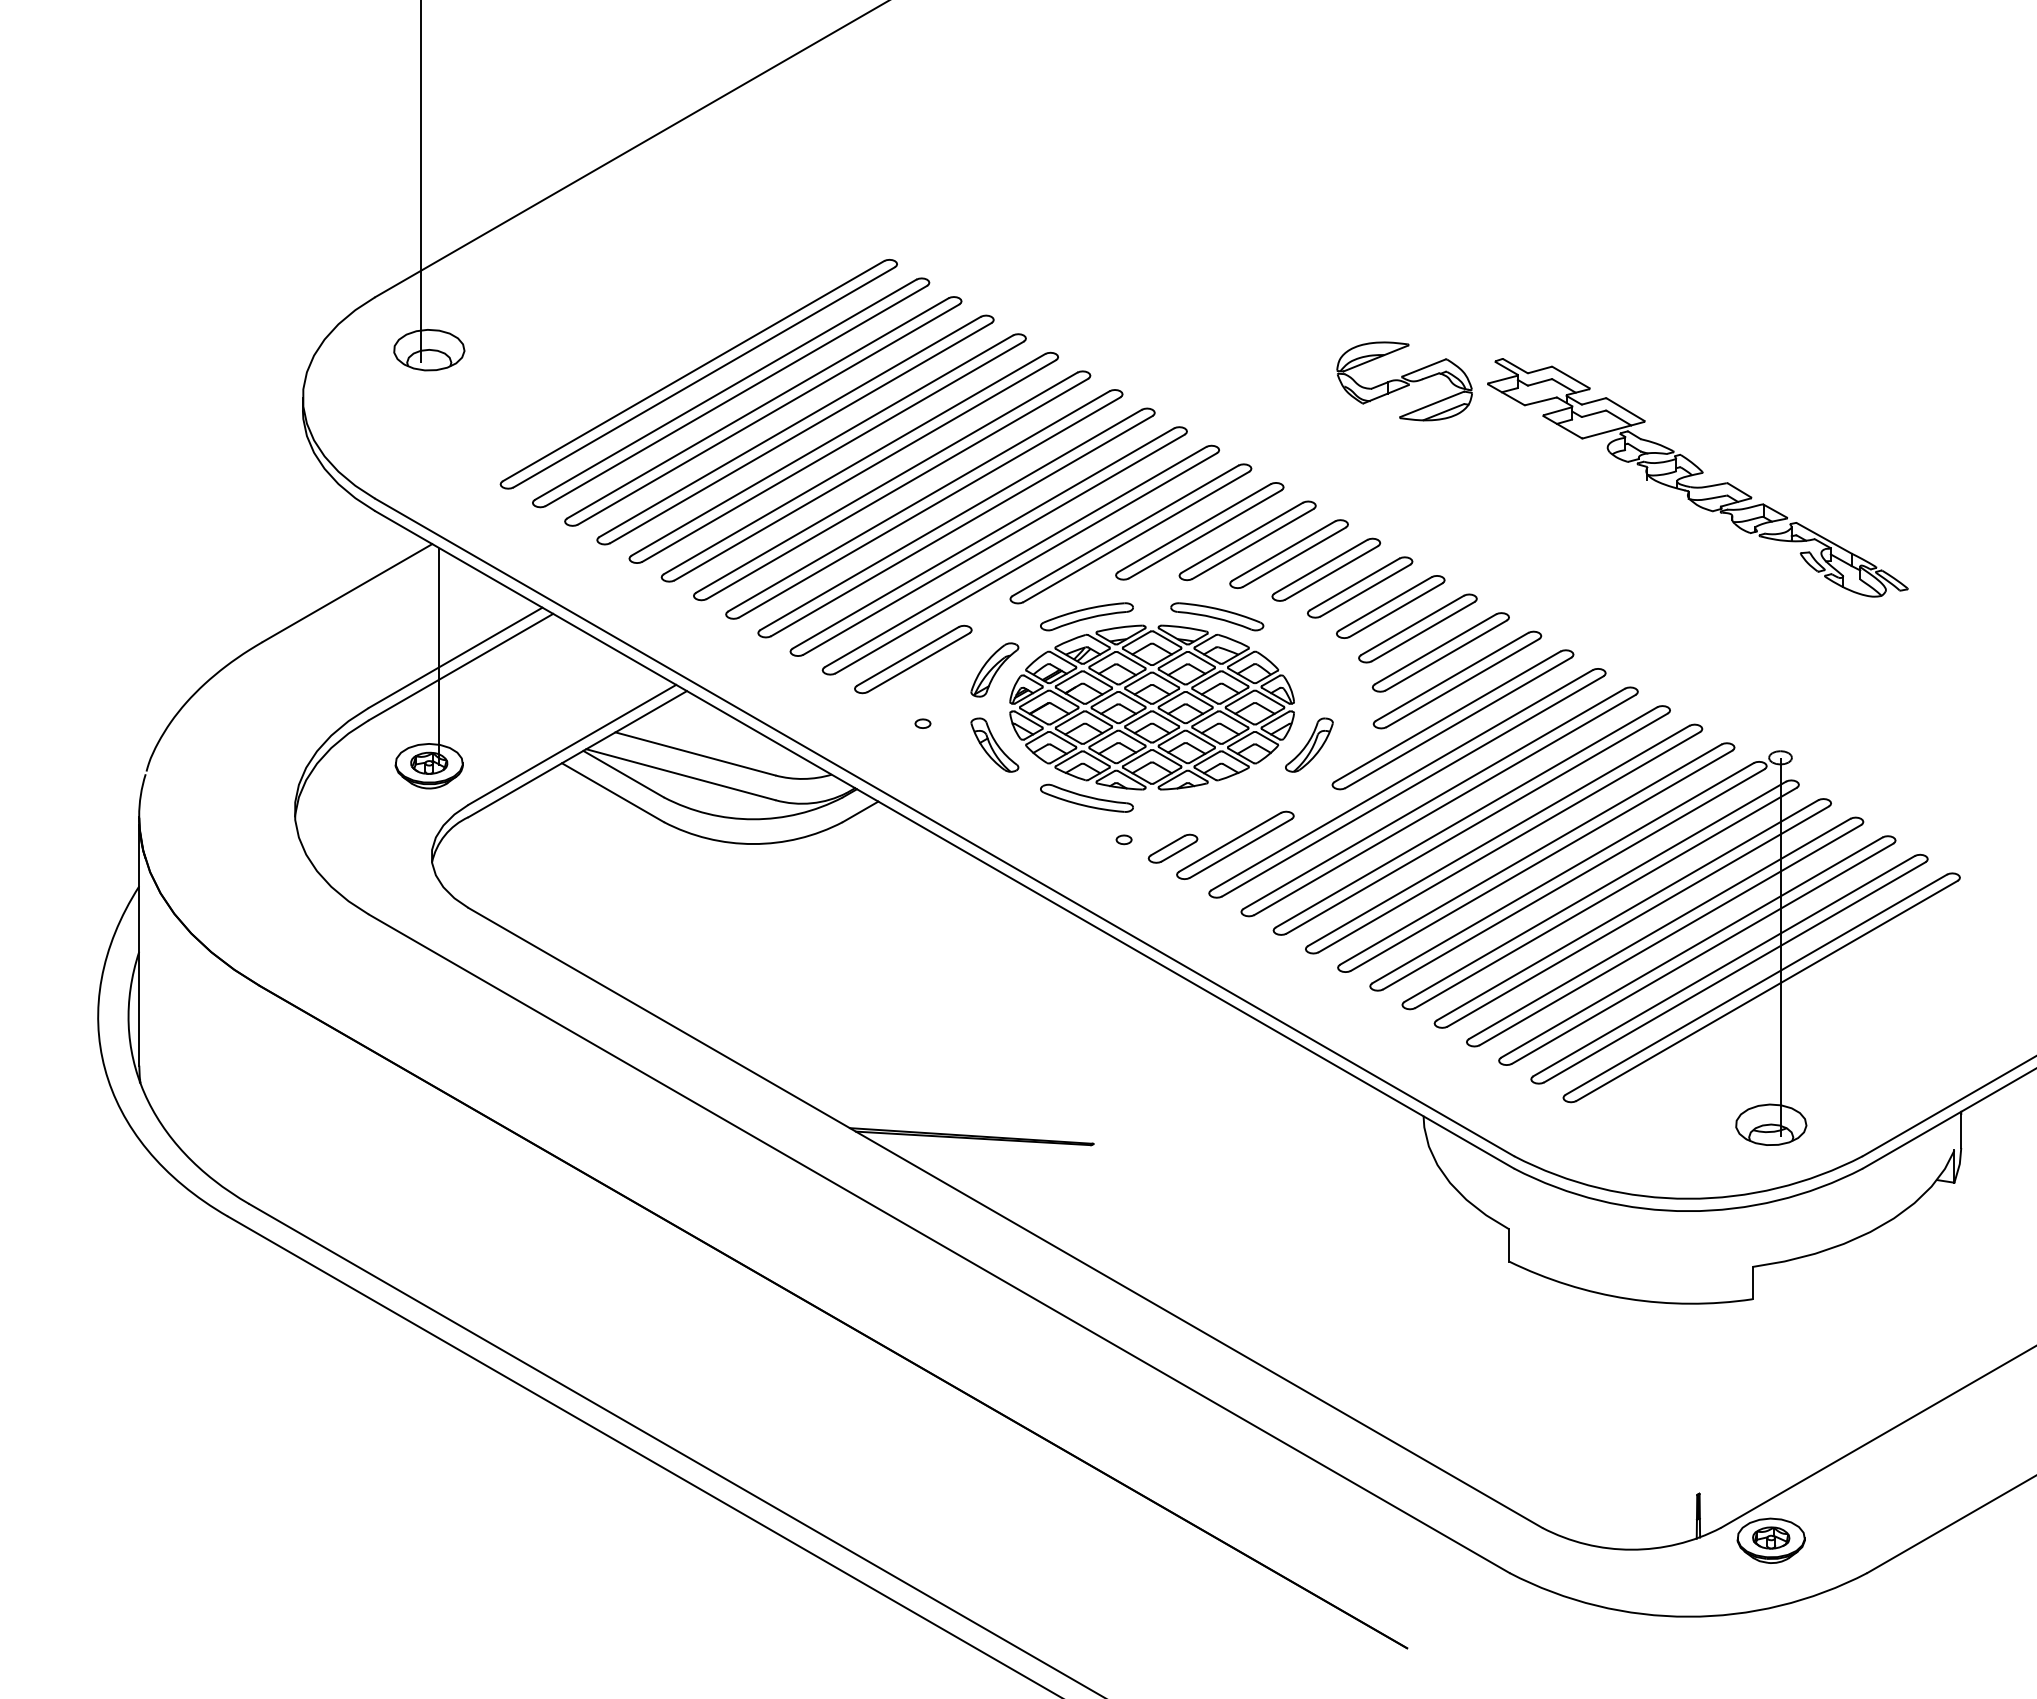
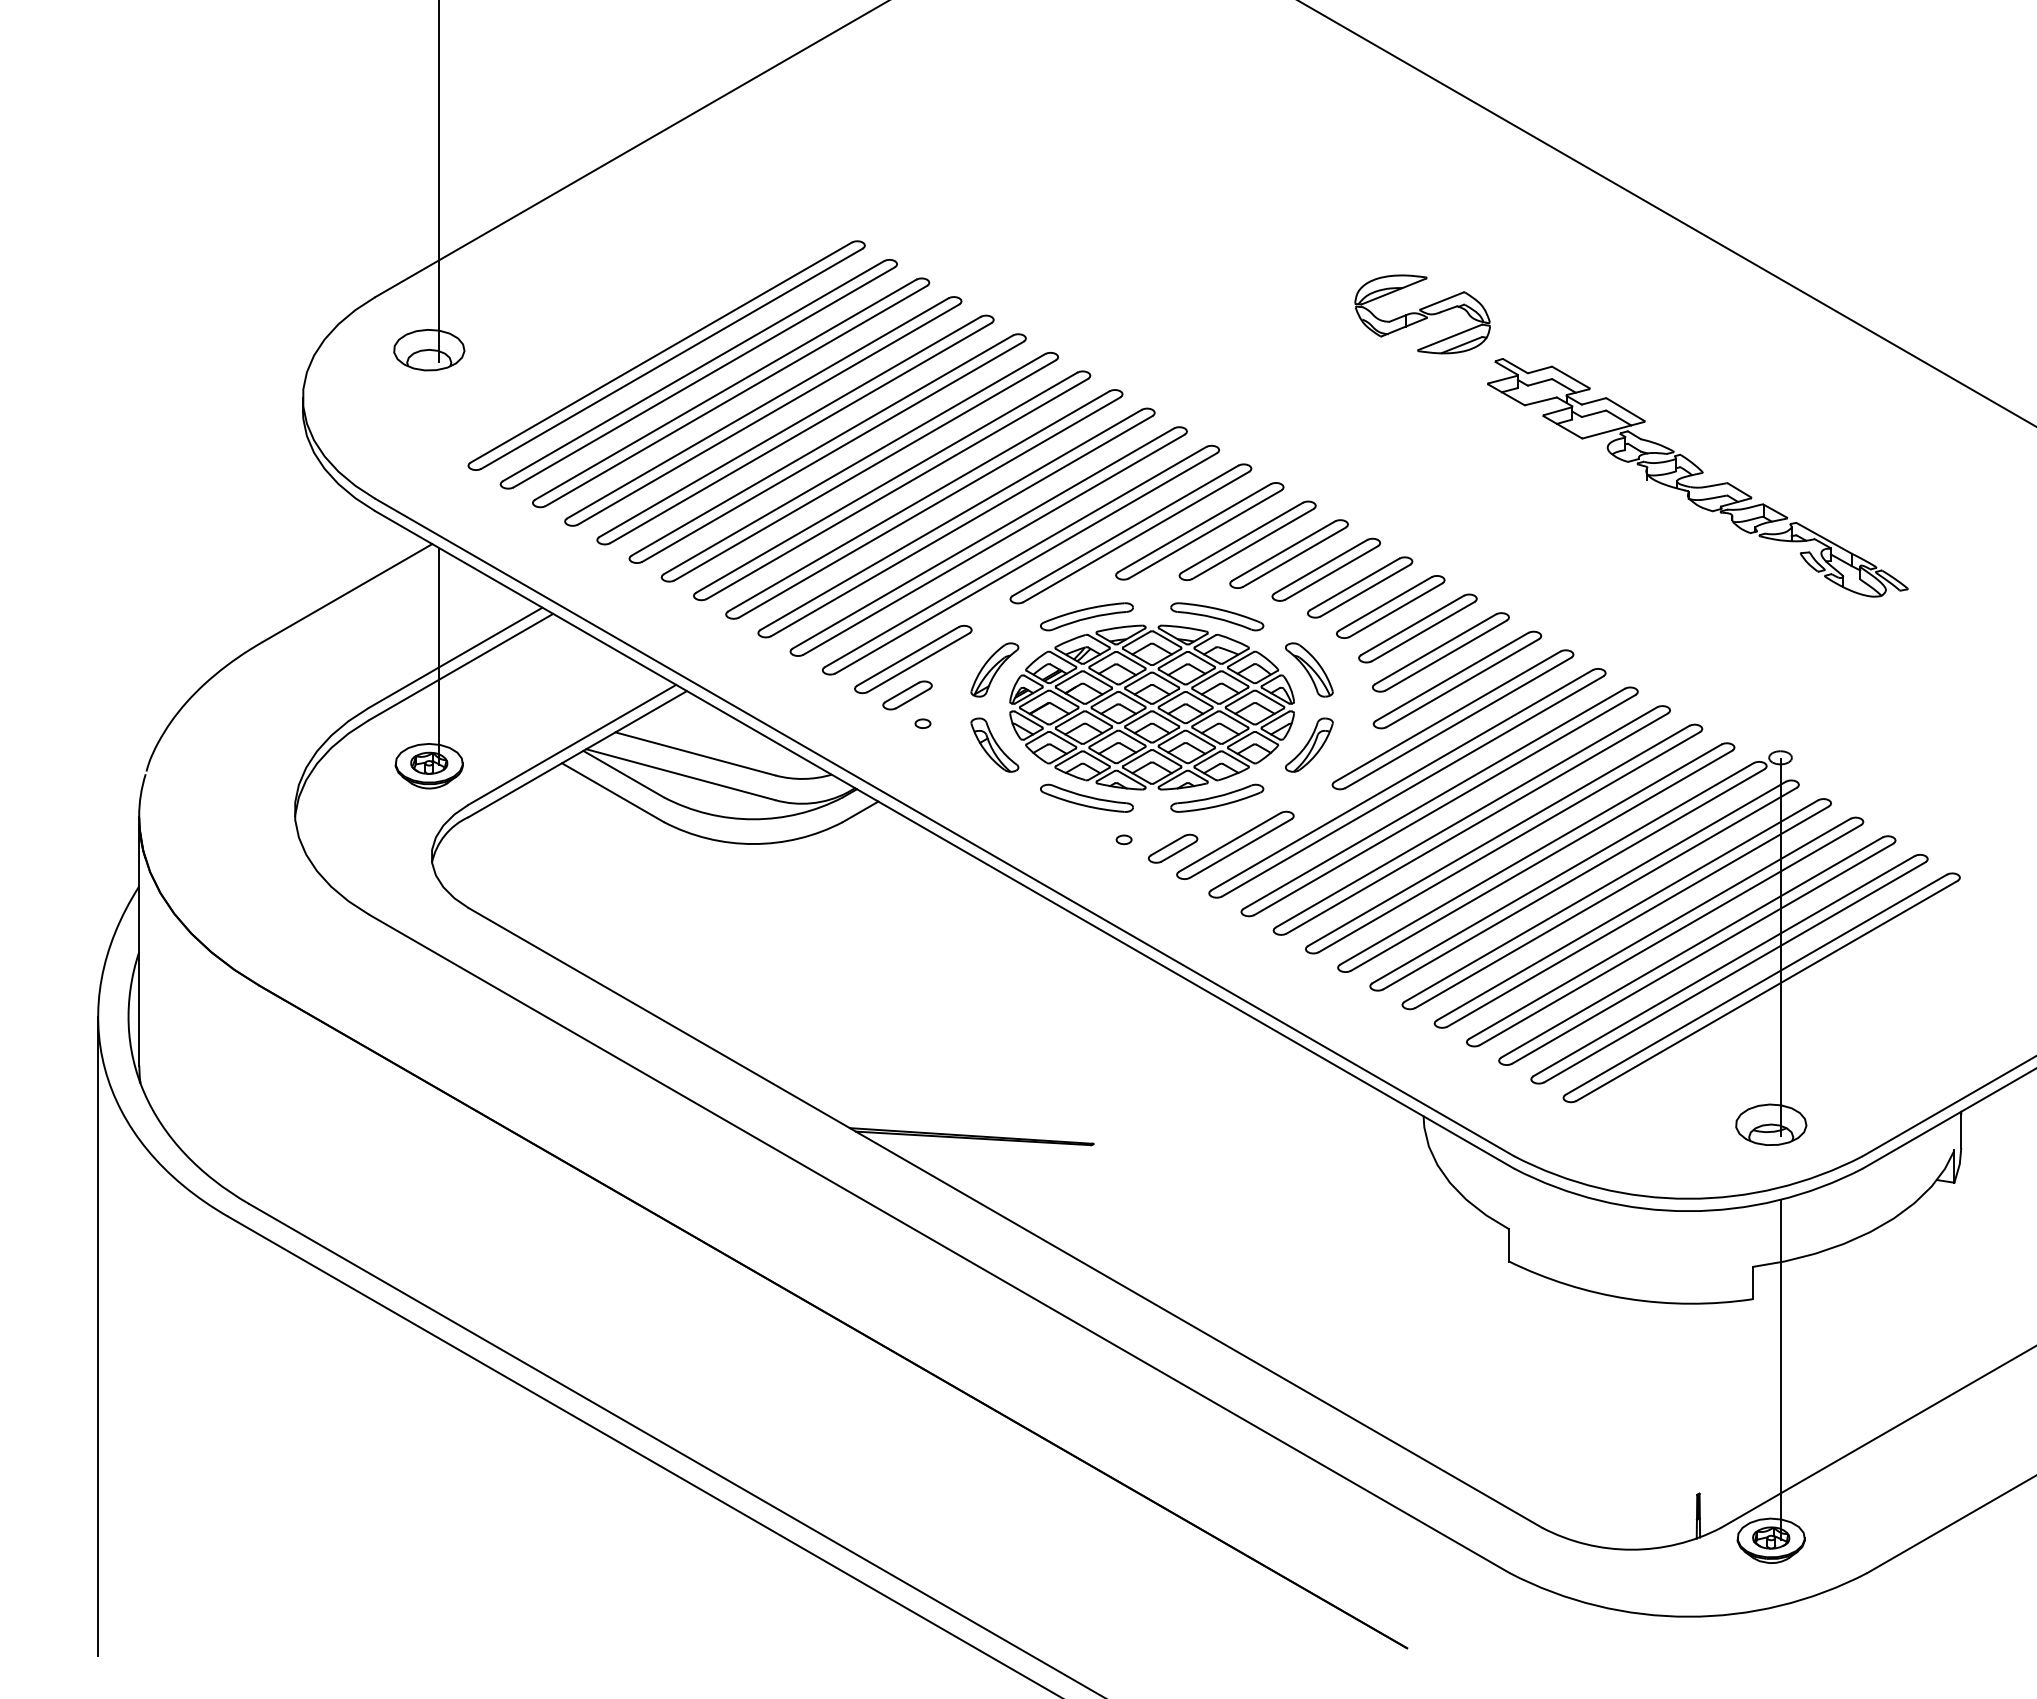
line position: (420, 185) -> (438, 185) (438, 185)
line: none -> present (1666, 213)
part: none -> present (666, 355)
part position: (1404, 381) -> (1422, 314) (1422, 314)
part: none -> present (1309, 669)
part: none -> present (907, 695)
part: none -> present (1217, 797)
line: none -> present (98, 1336)
line: none -> present (1780, 1369)
